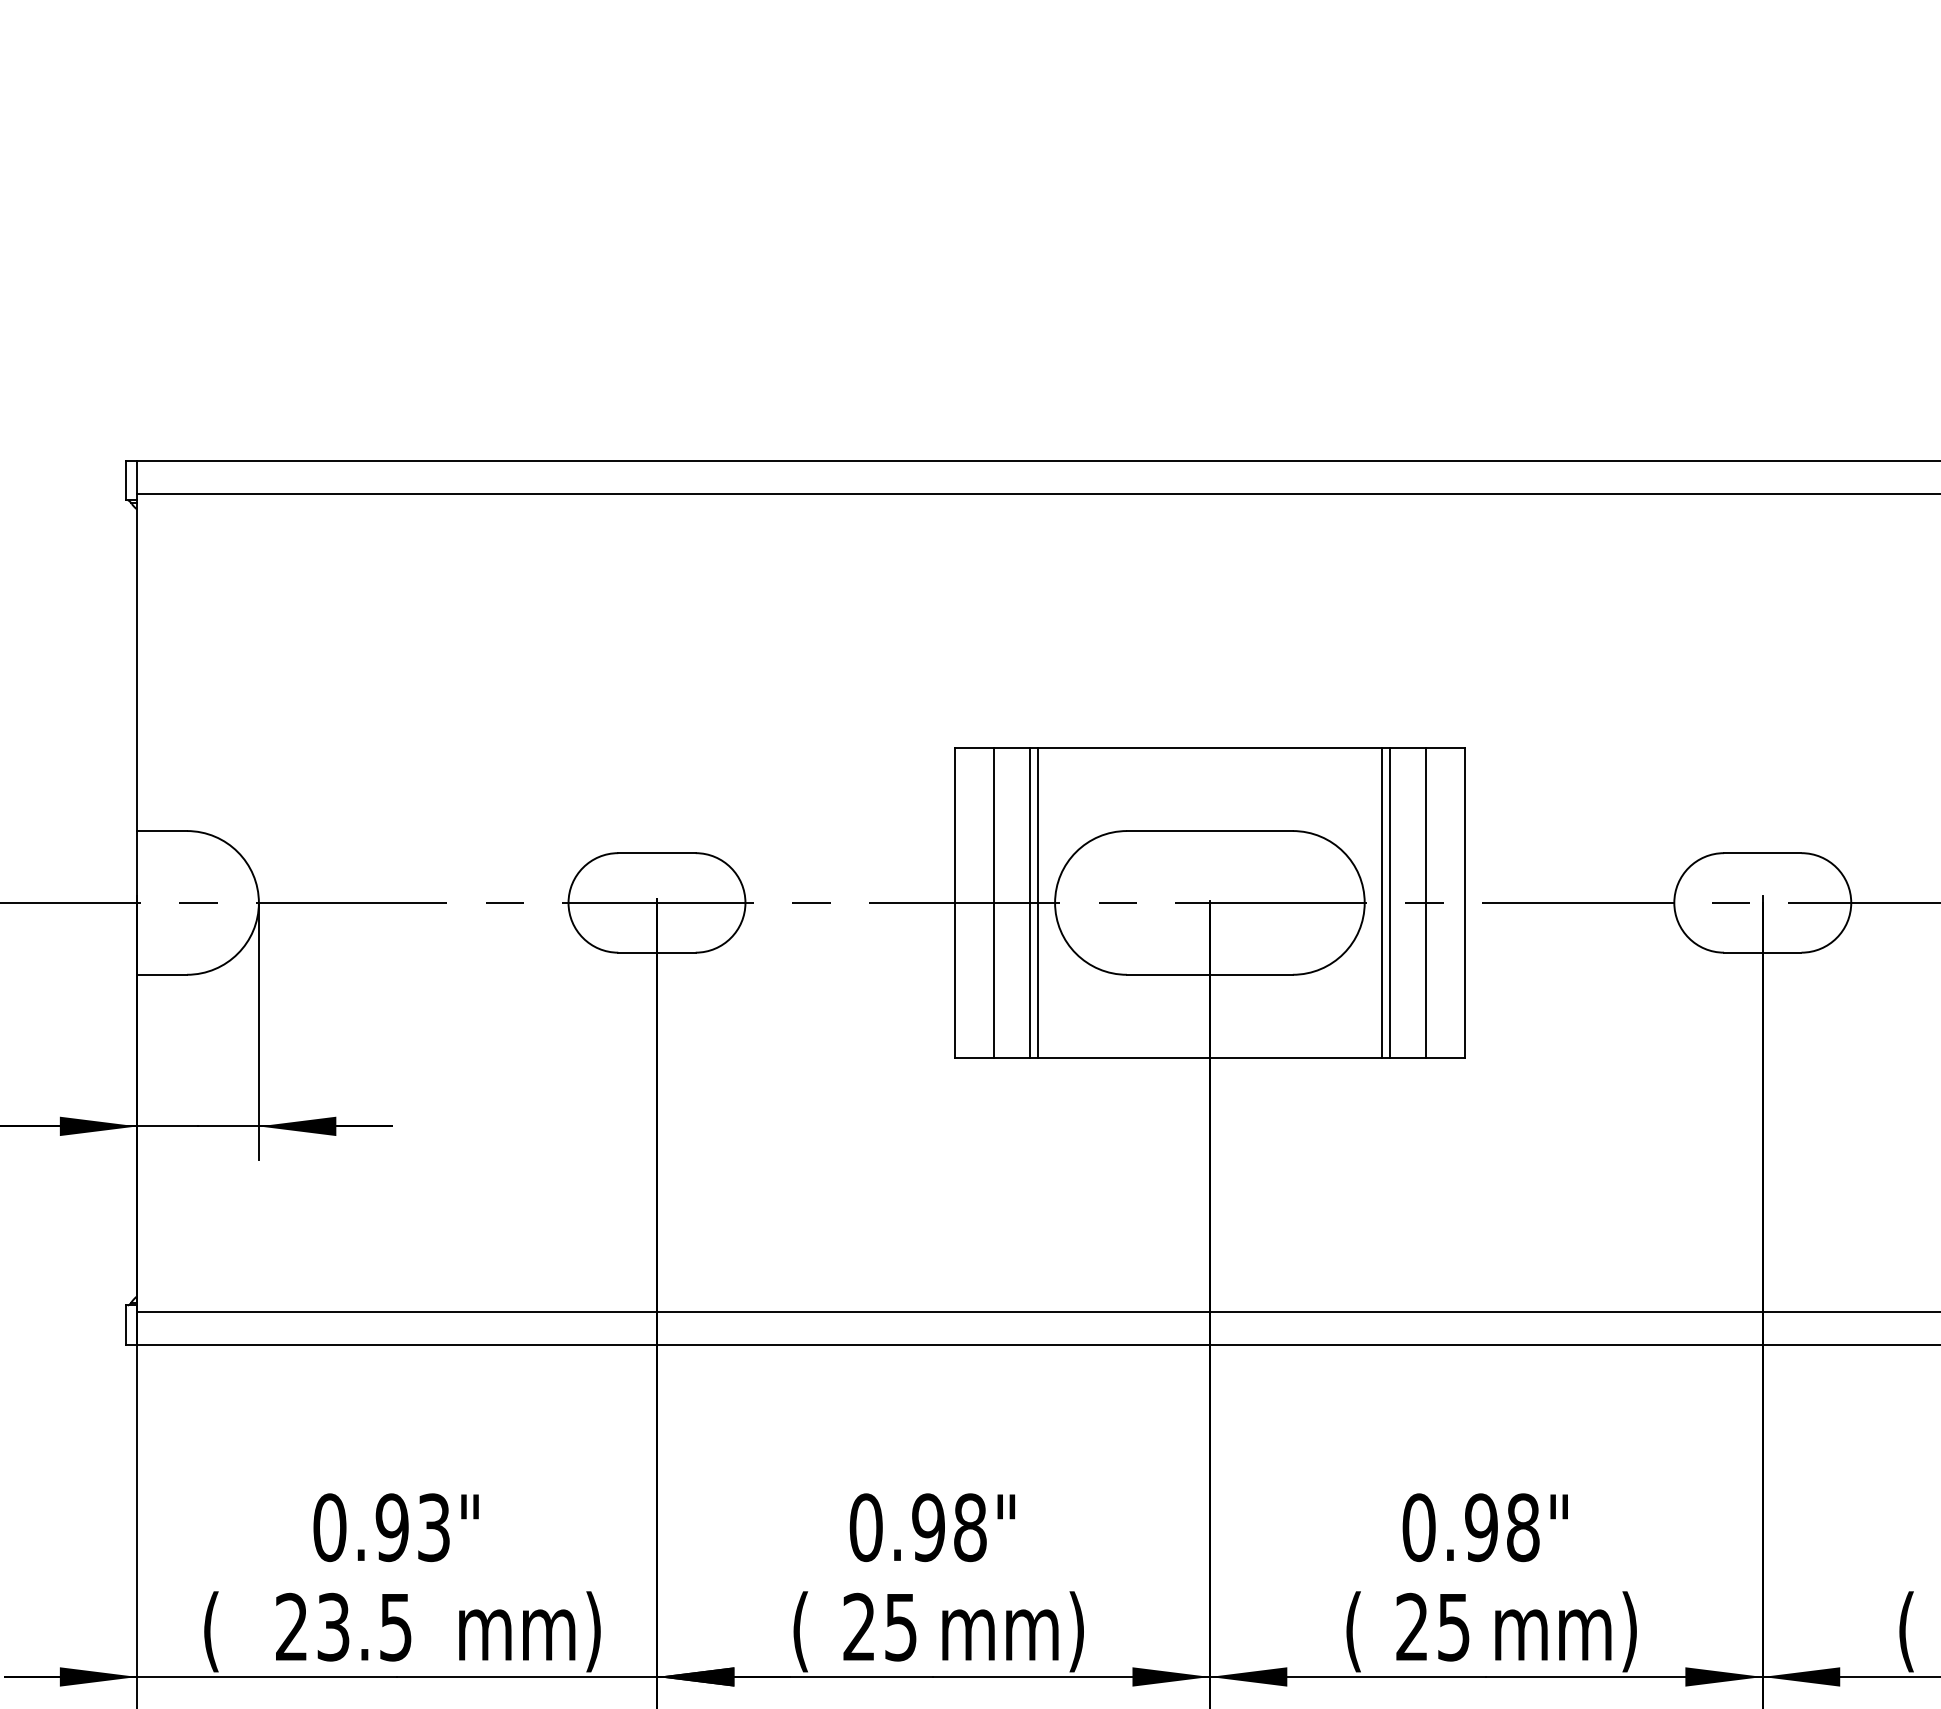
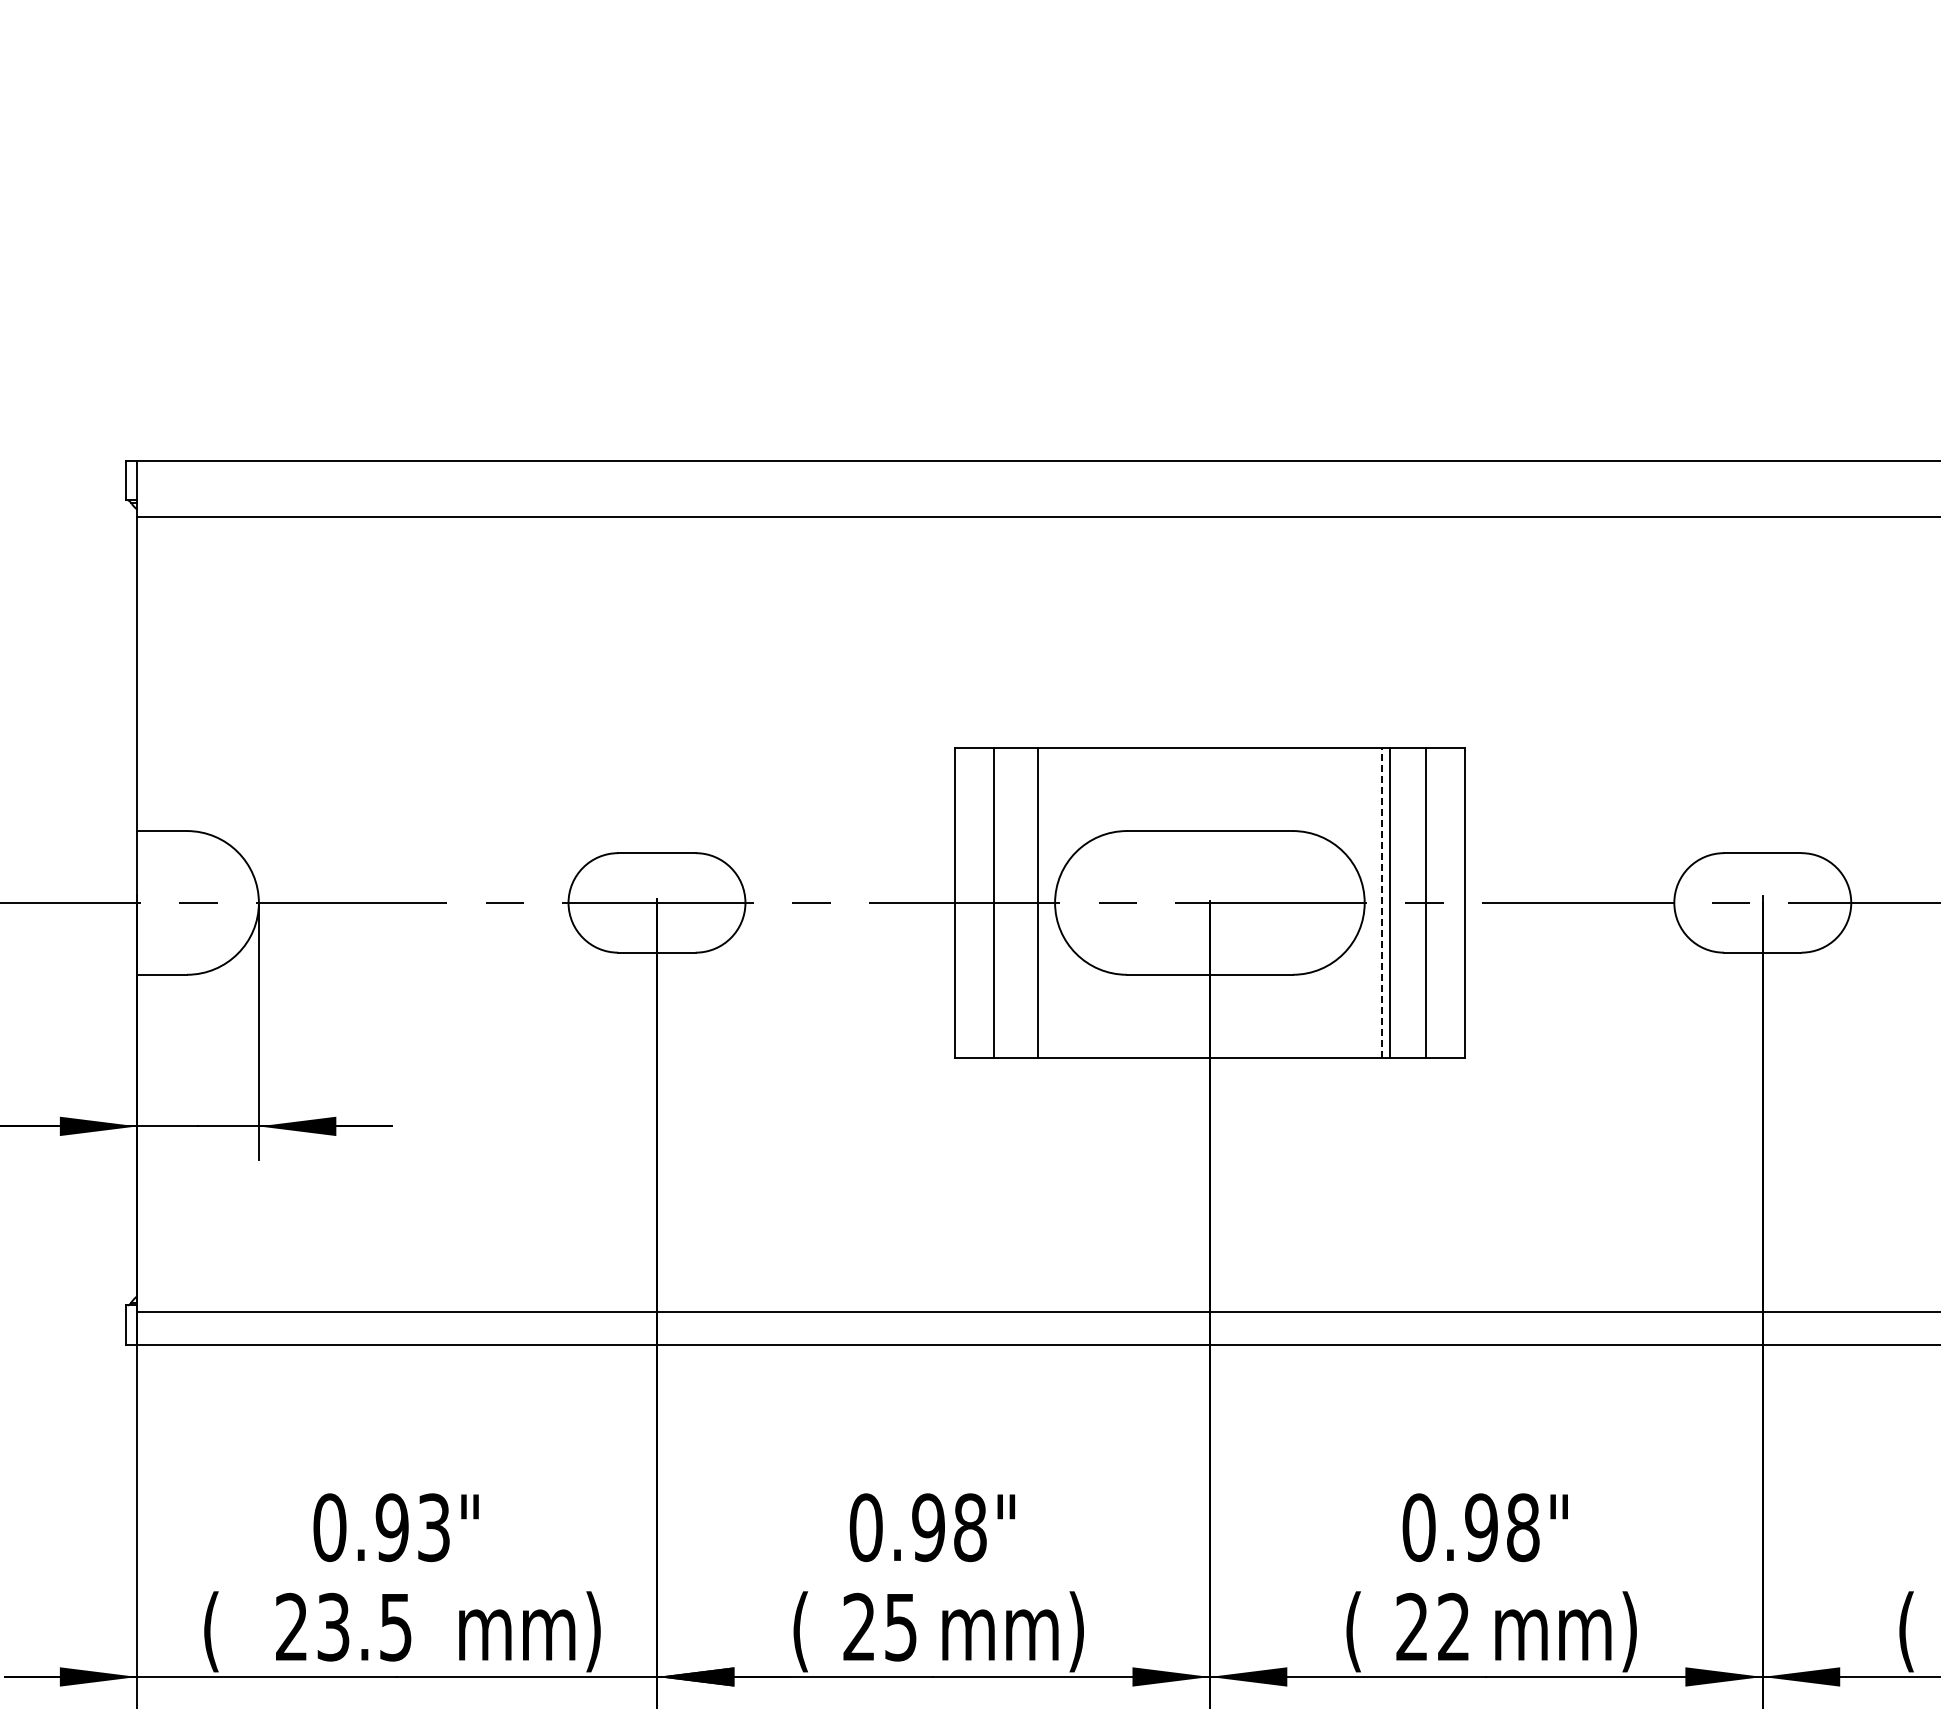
line position: (1037, 493) -> (1037, 516) (1037, 516)
line: present -> none (1029, 902)
line: solid -> dashed (1382, 902)
text: 25 -> 22 (1453, 1626)
